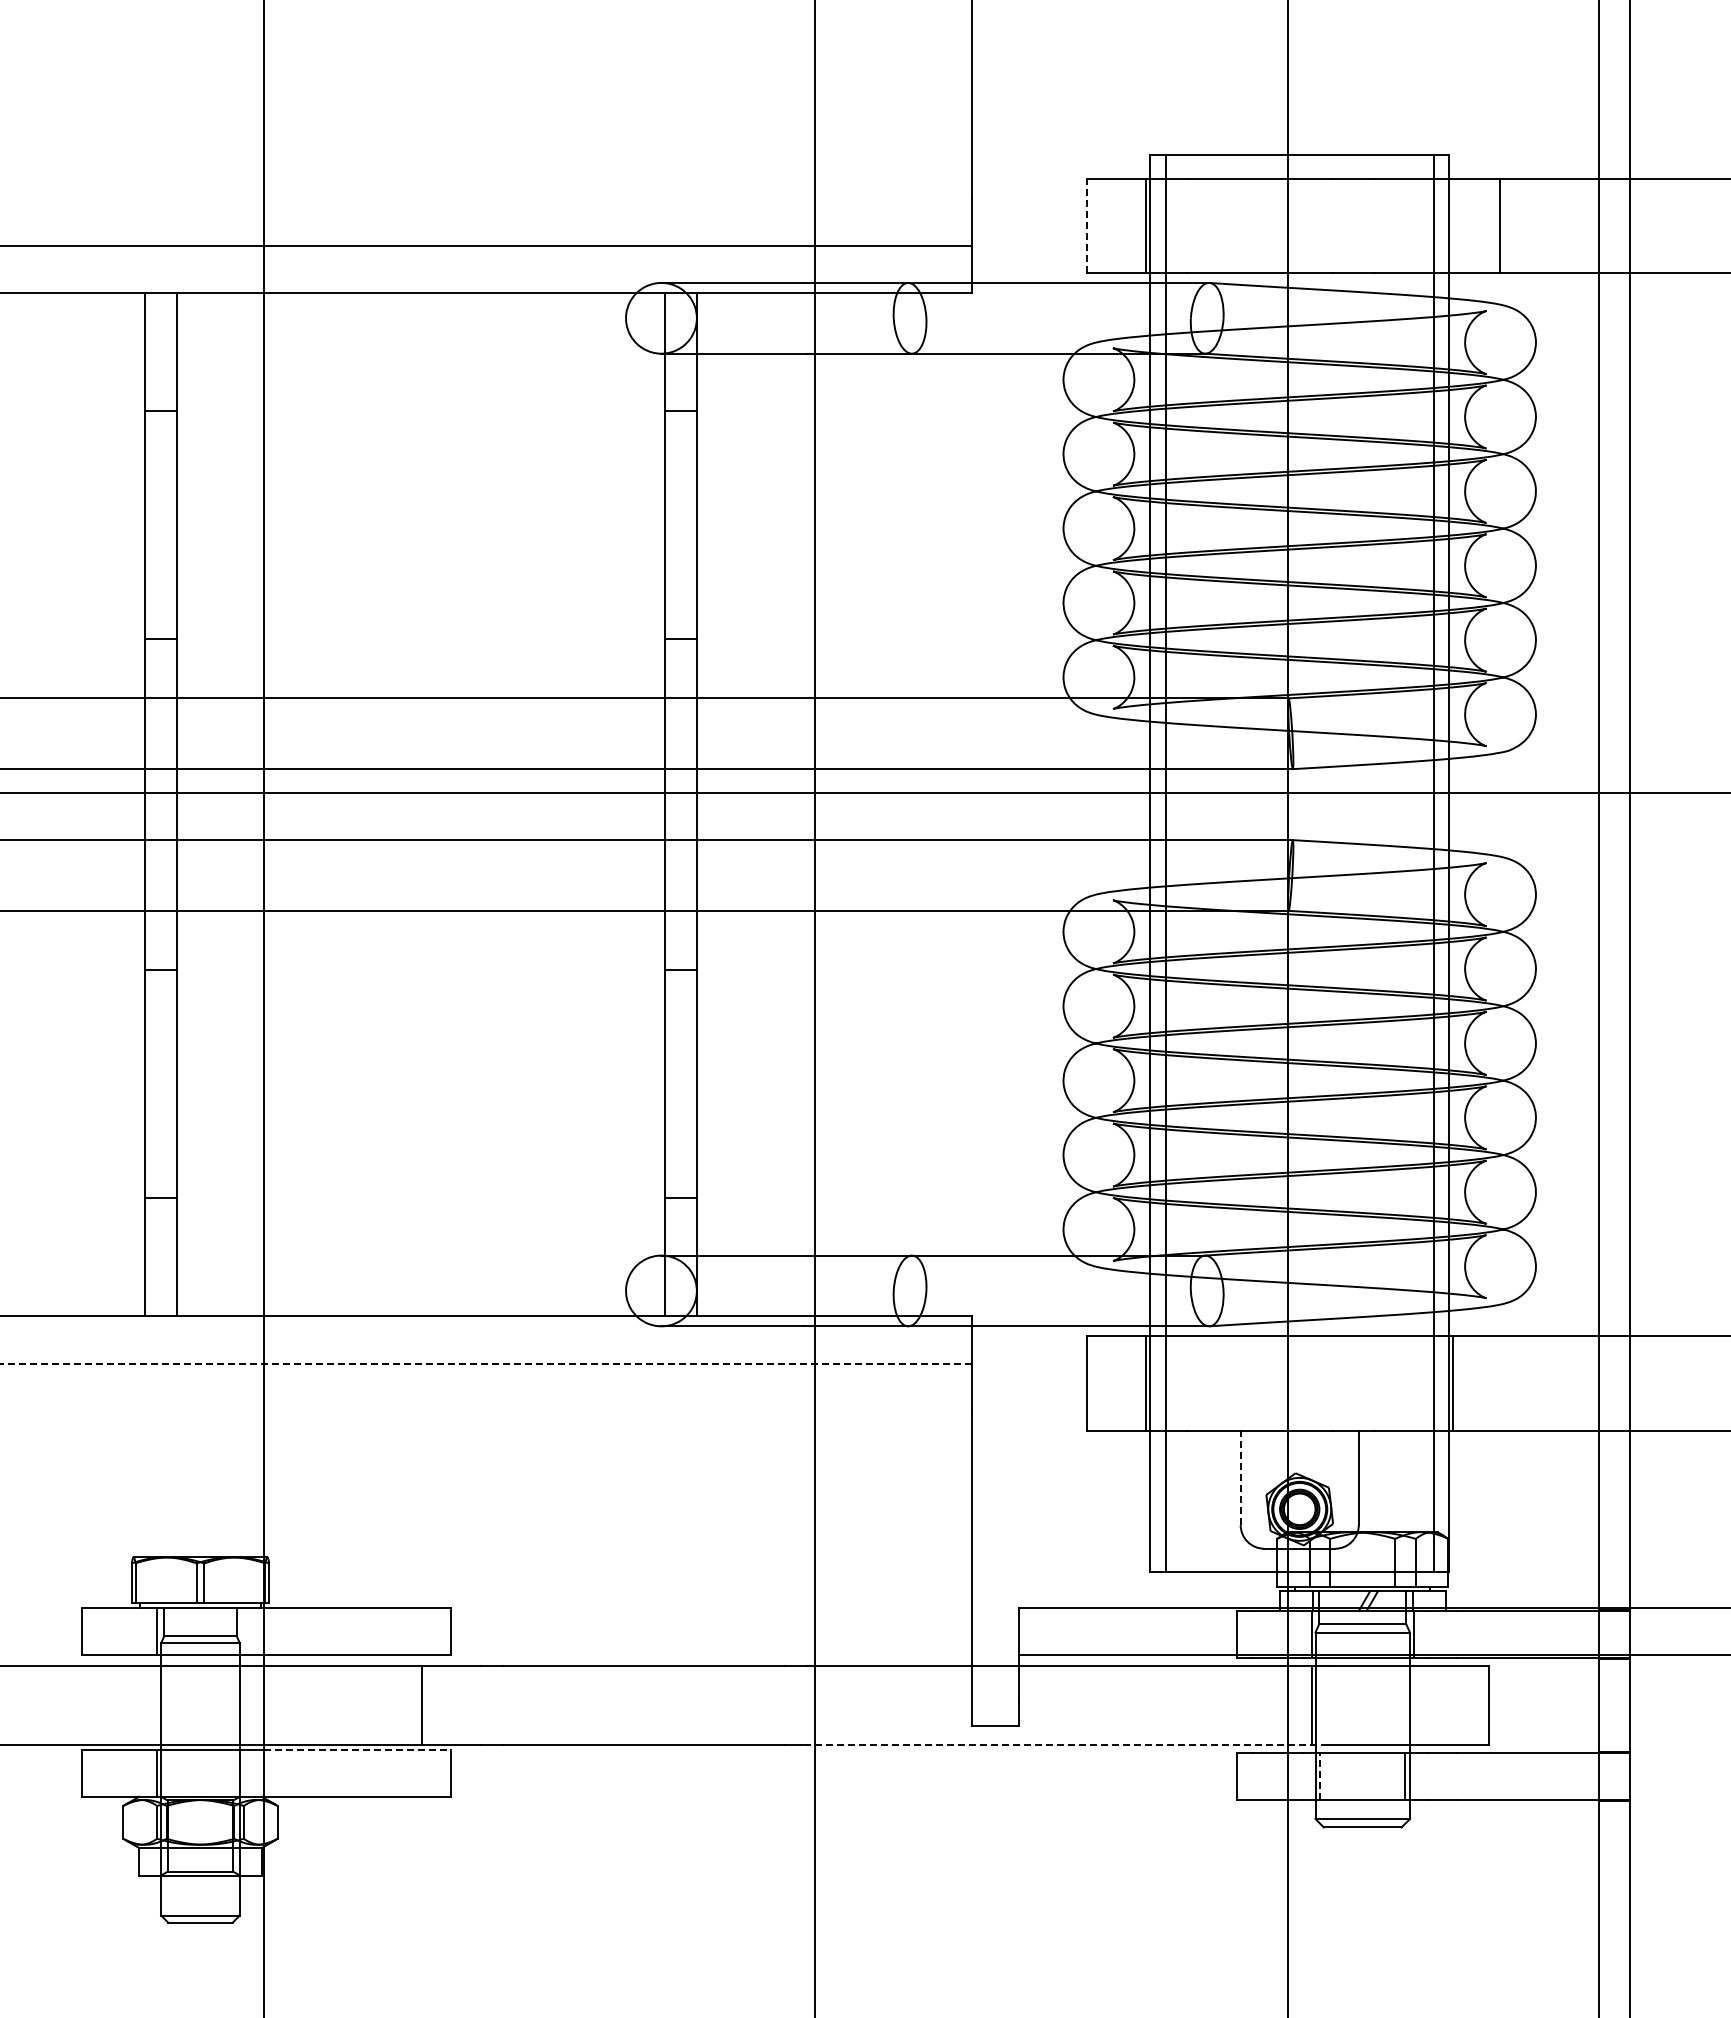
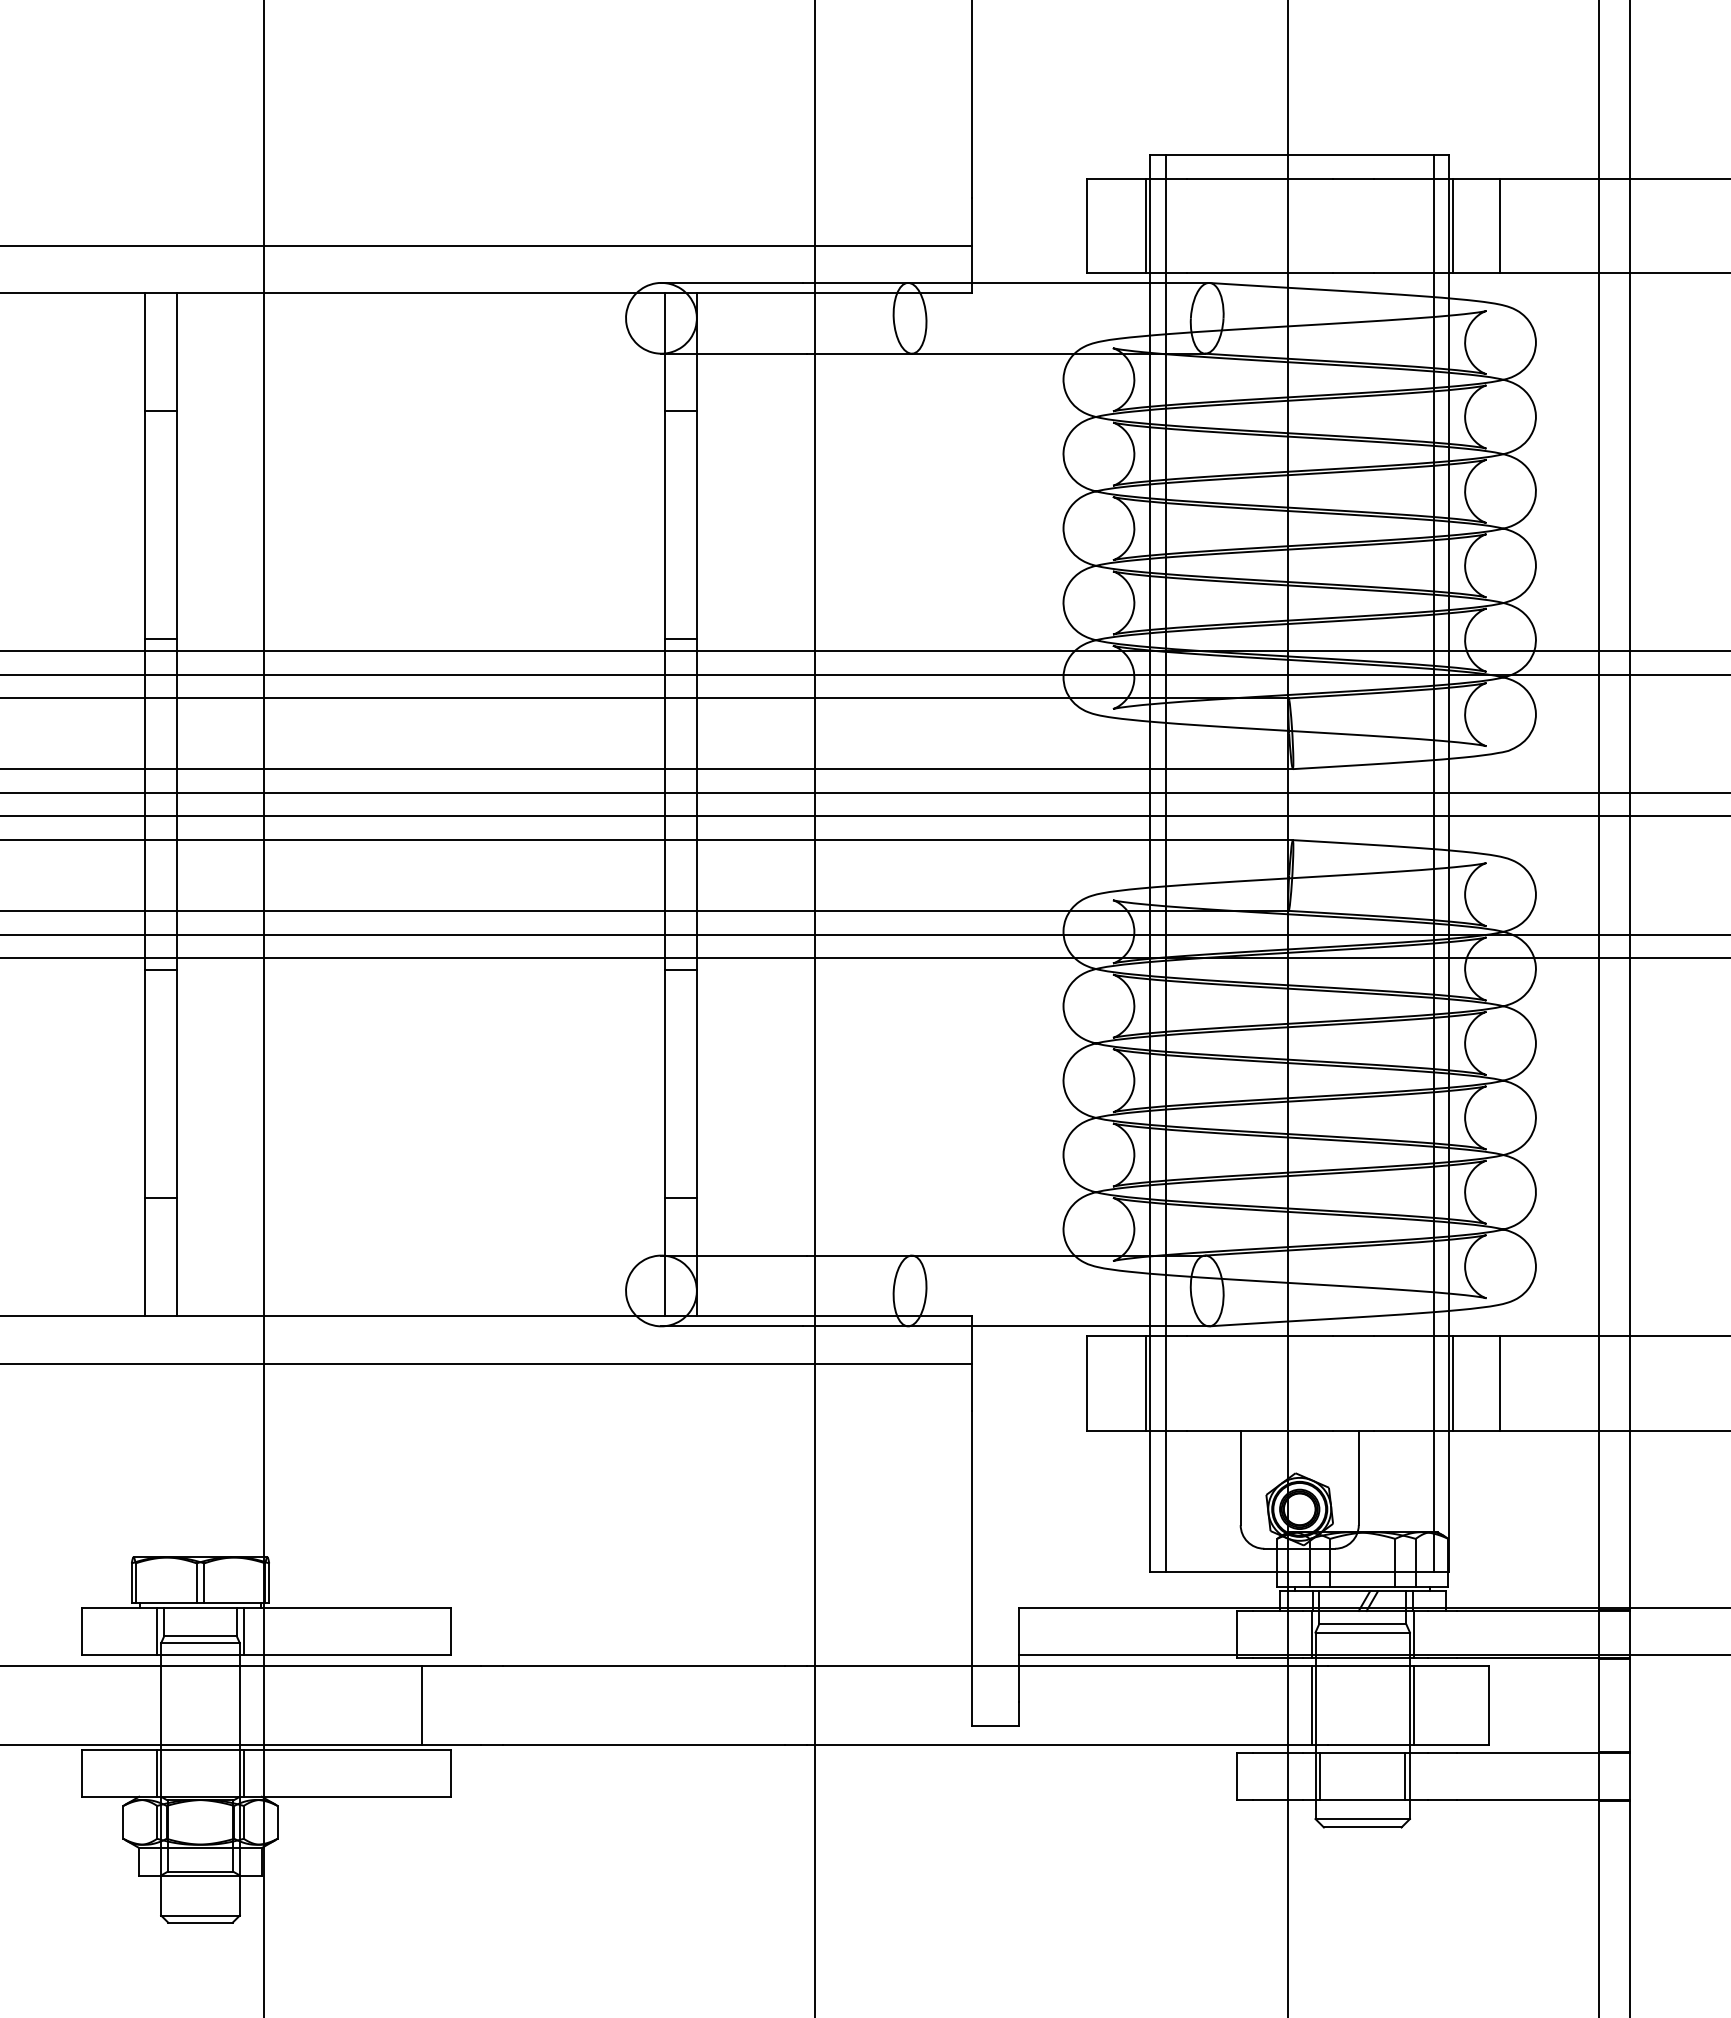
line: dashed -> solid (1087, 225)
line: none -> present (1453, 225)
line: none -> present (864, 651)
line: none -> present (864, 674)
line: none -> present (864, 816)
line: none -> present (864, 934)
line: none -> present (864, 958)
line: dashed -> solid (486, 1363)
line: none -> present (1500, 1383)
line: dashed -> solid (1240, 1477)
line: none -> present (243, 1631)
line: none -> present (1413, 1705)
line: dashed -> solid (1067, 1744)
line: dashed -> solid (357, 1749)
line: none -> present (243, 1772)
line: dashed -> solid (1320, 1776)
